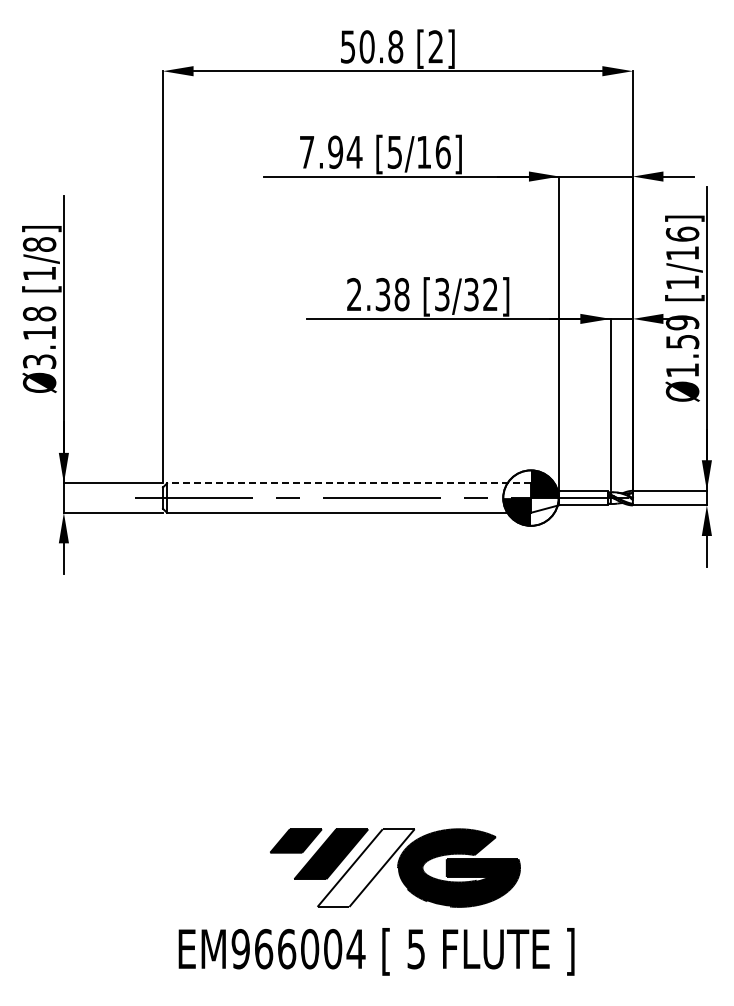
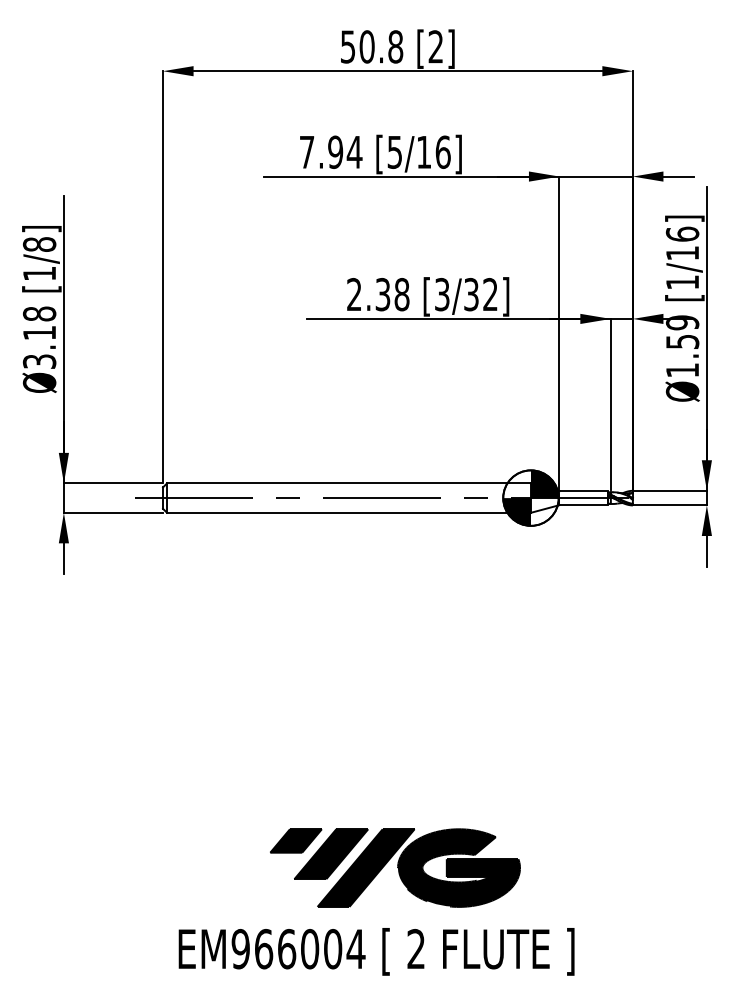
line: dashed -> solid (349, 483)
fill: none -> present (365, 867)
text: 5 -> 2 (415, 949)
